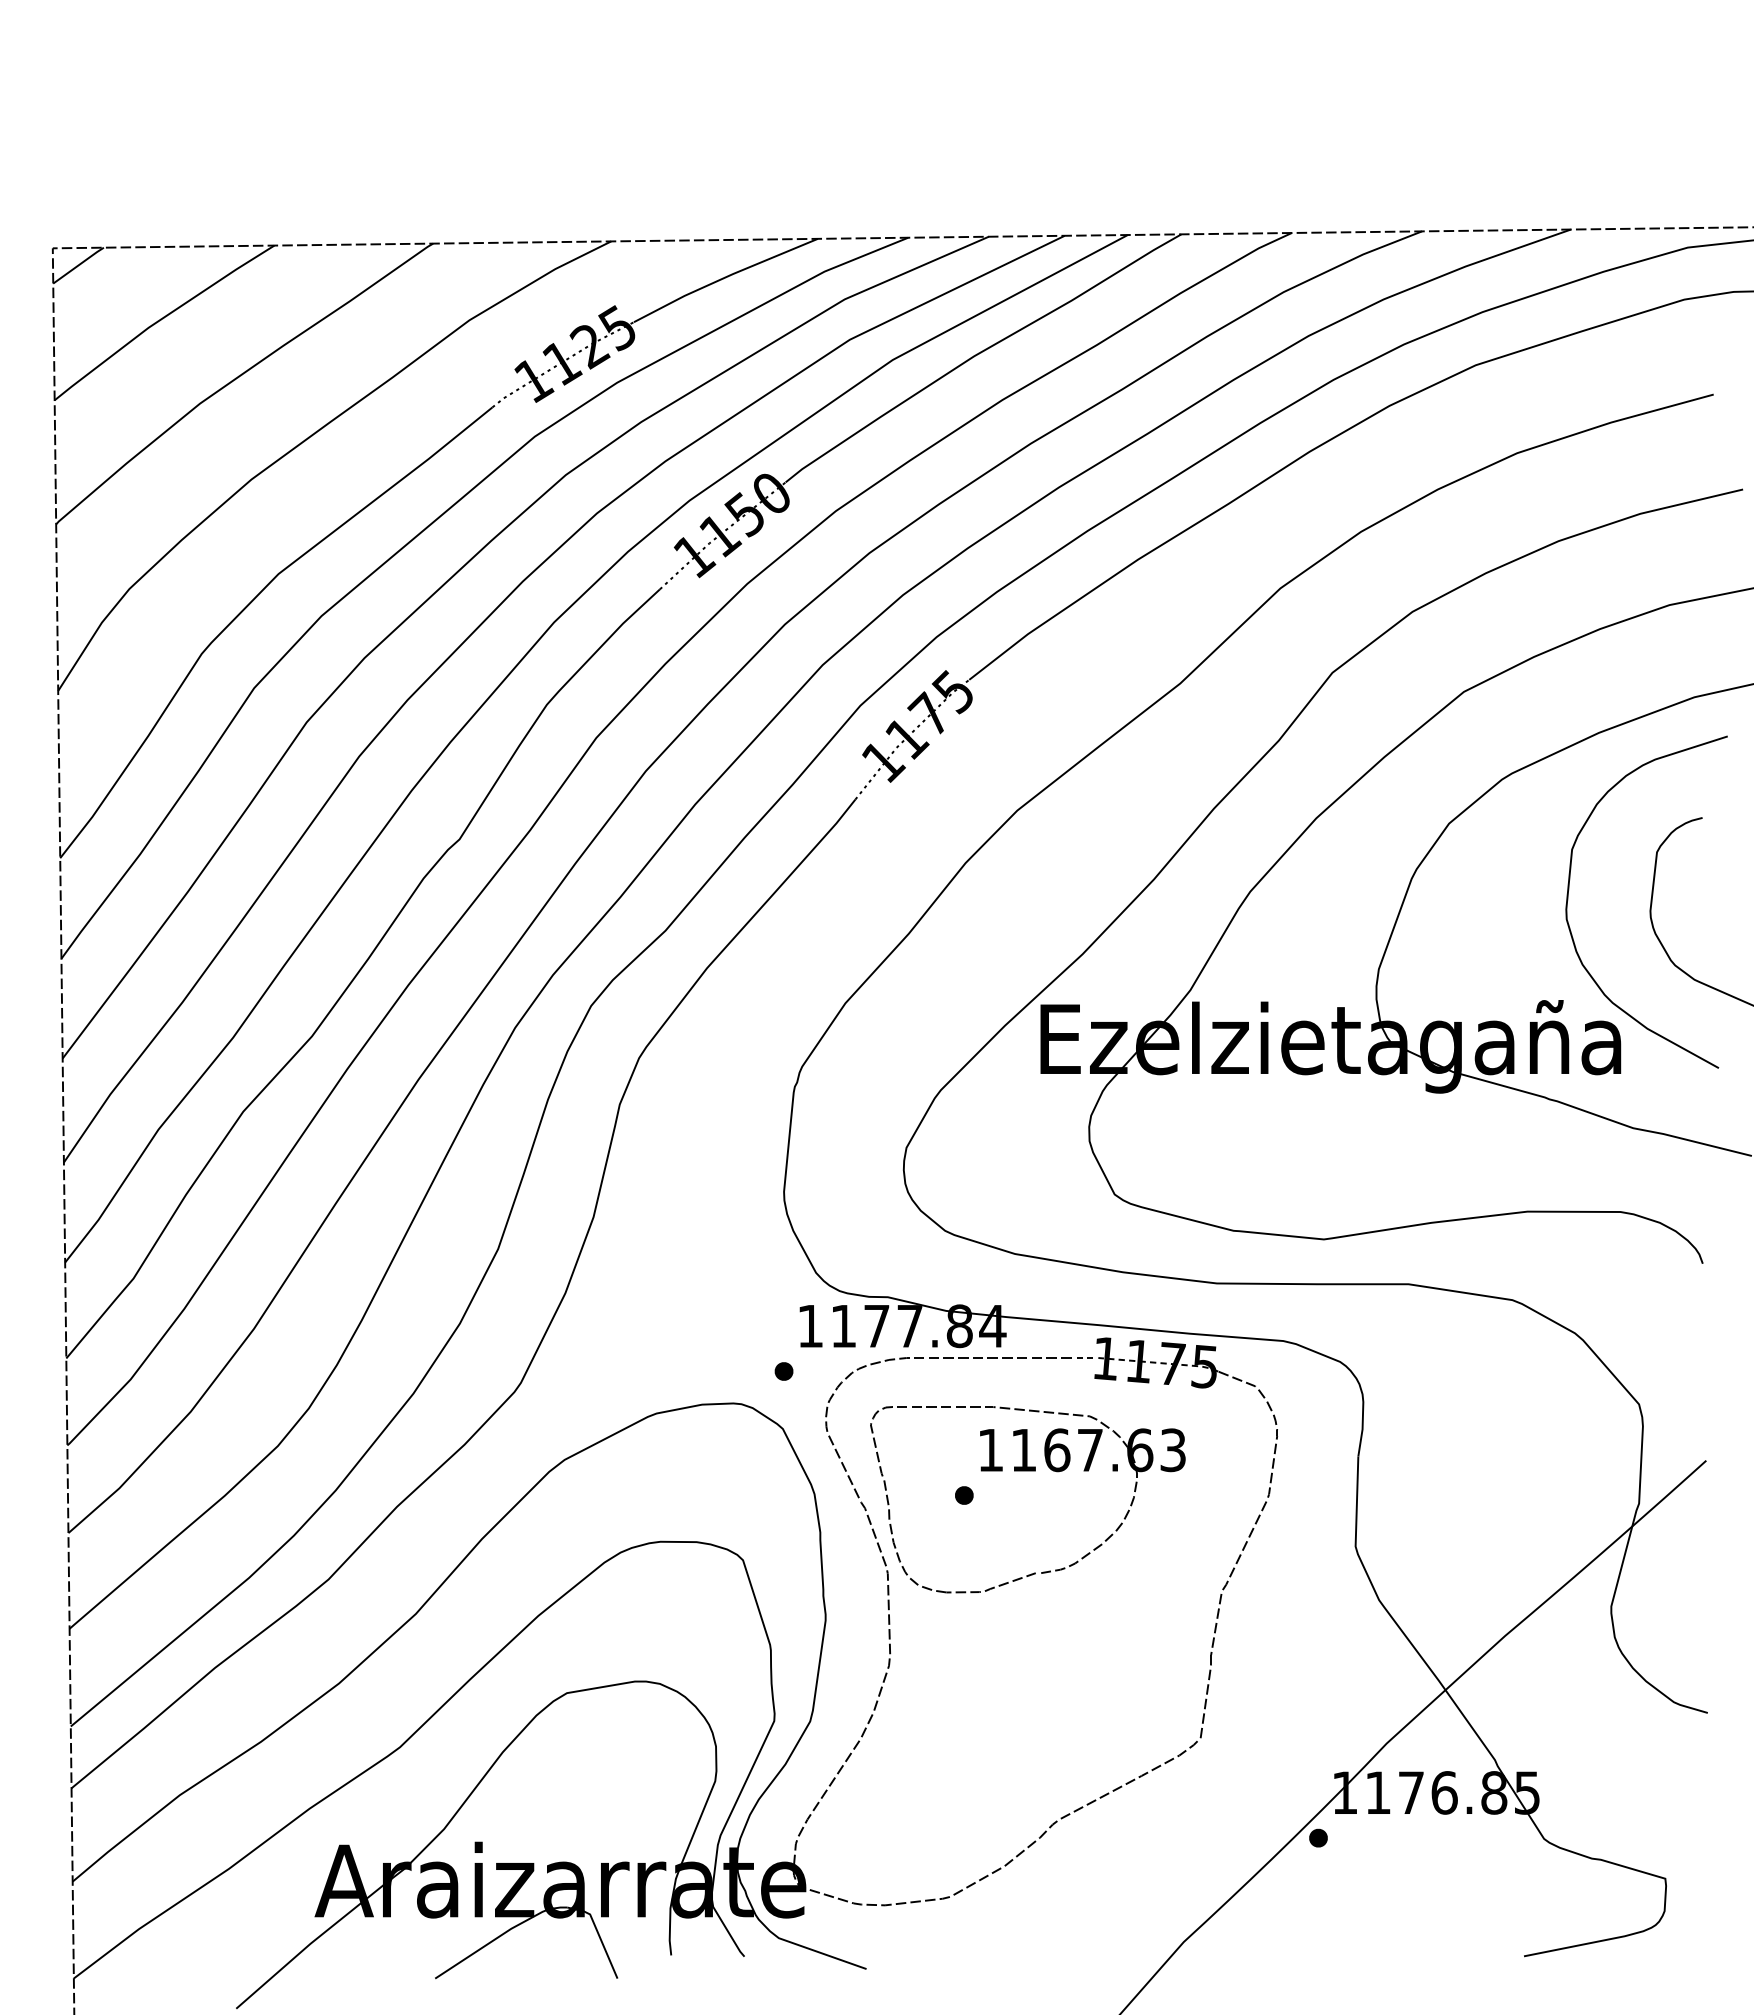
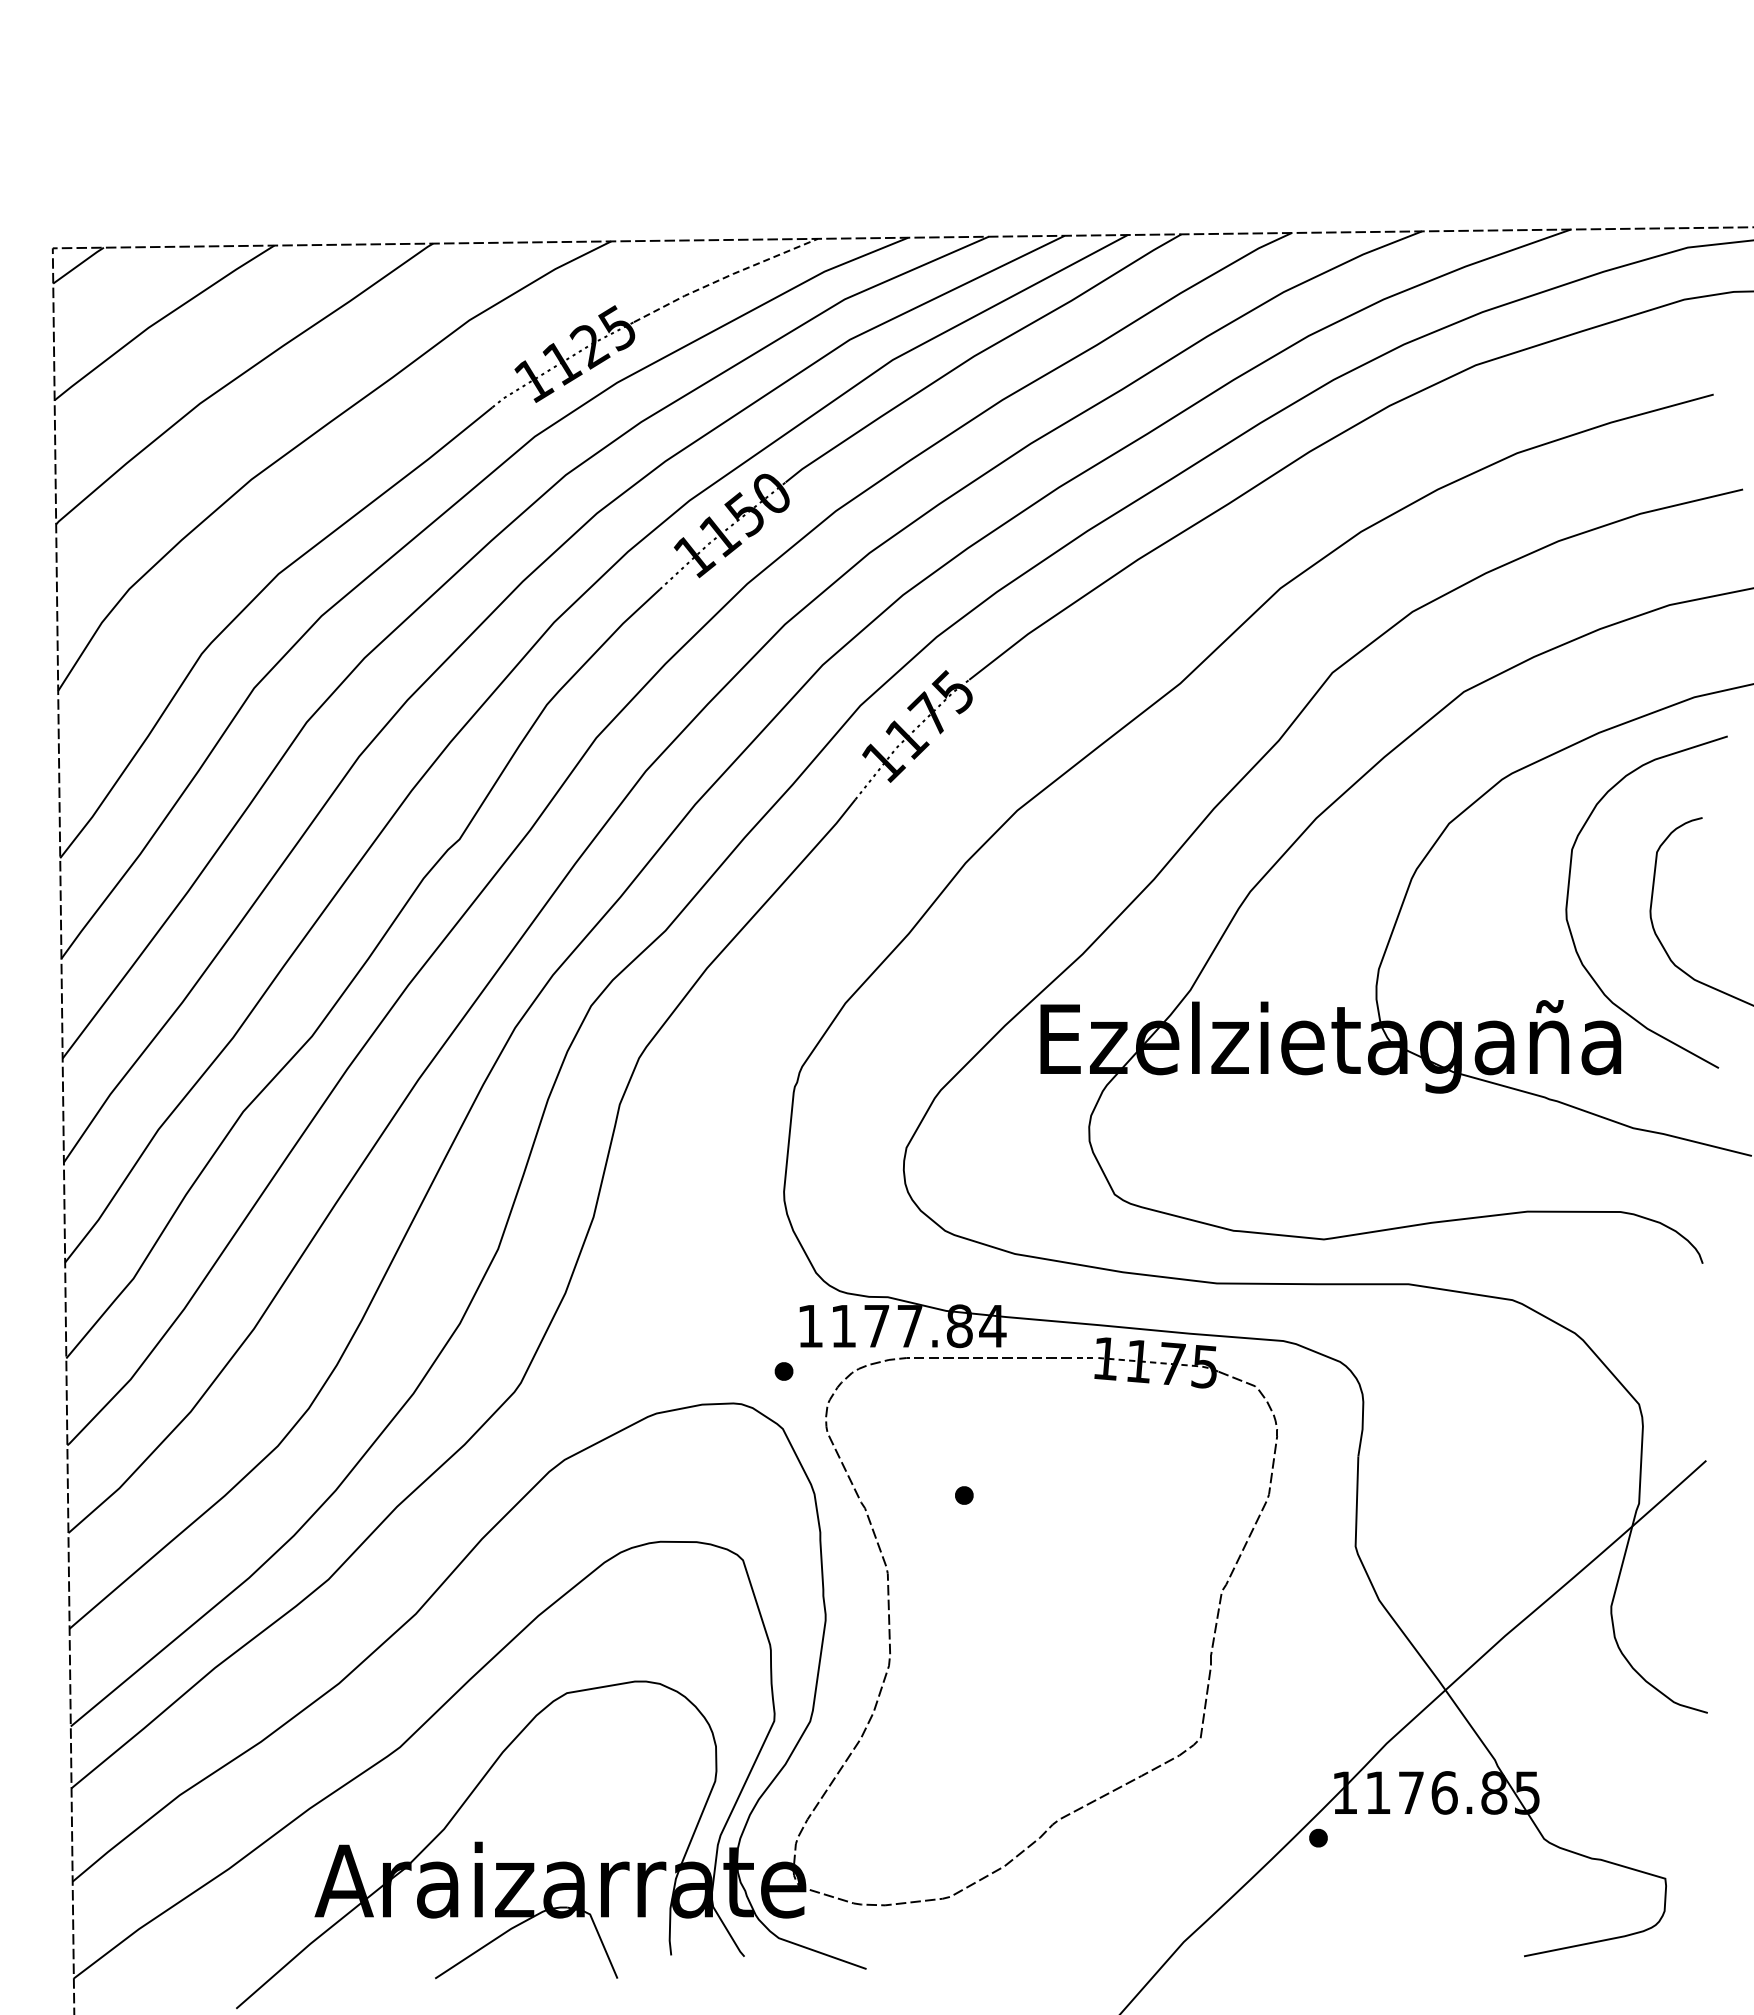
line: solid -> dashed (725, 277)
part: present -> none (1027, 1471)
